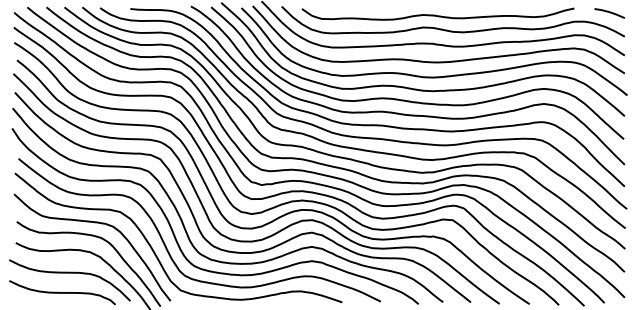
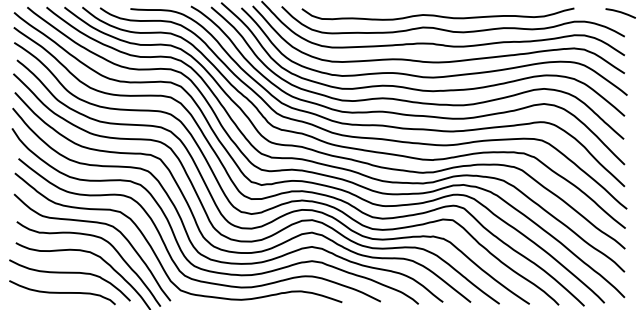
line position: (609, 13) -> (620, 13) (620, 13)
